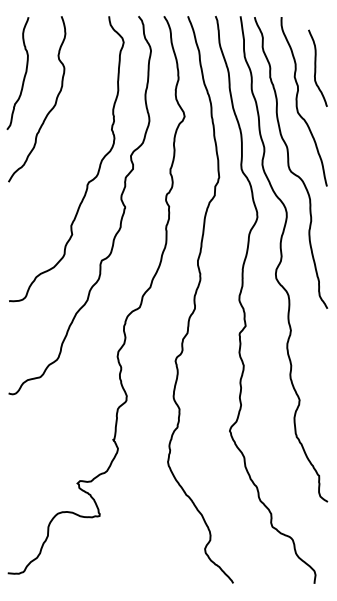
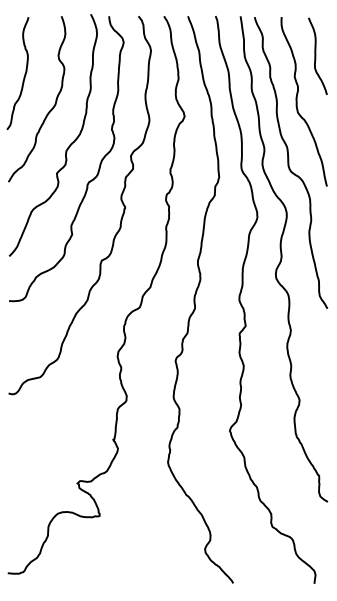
curve position: (316, 67) -> (316, 55) (316, 55)
curve: none -> present (67, 147)
